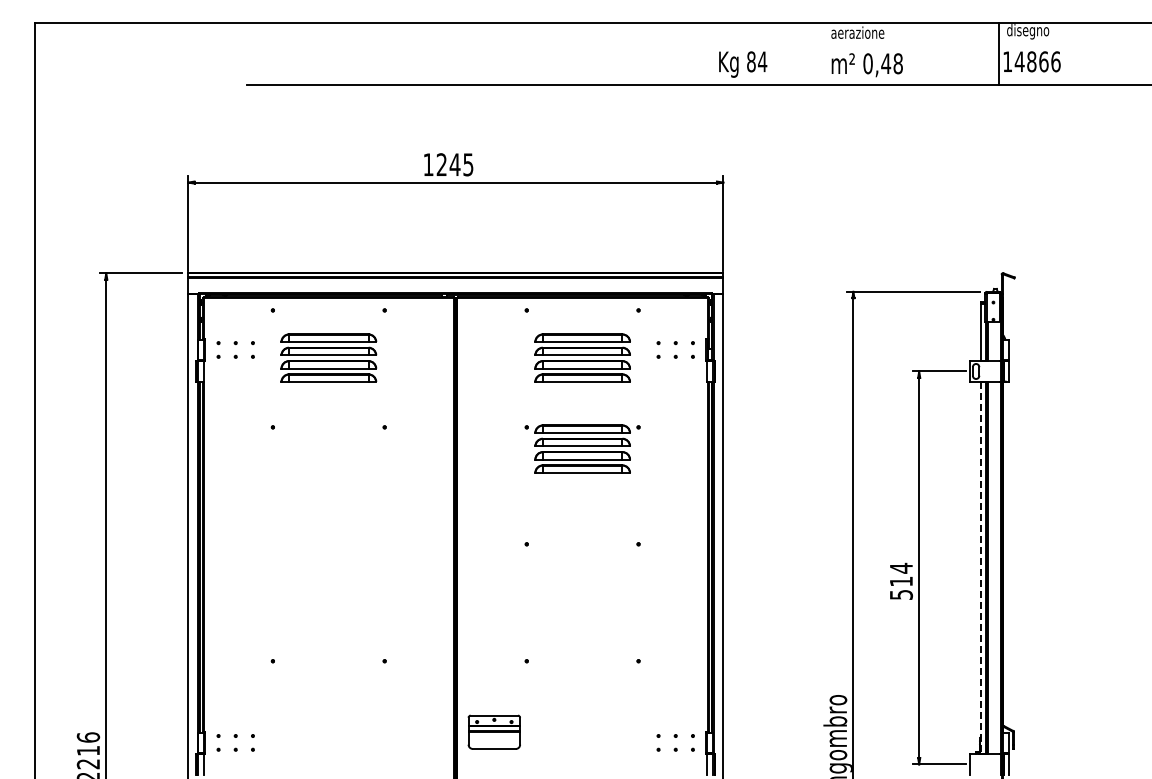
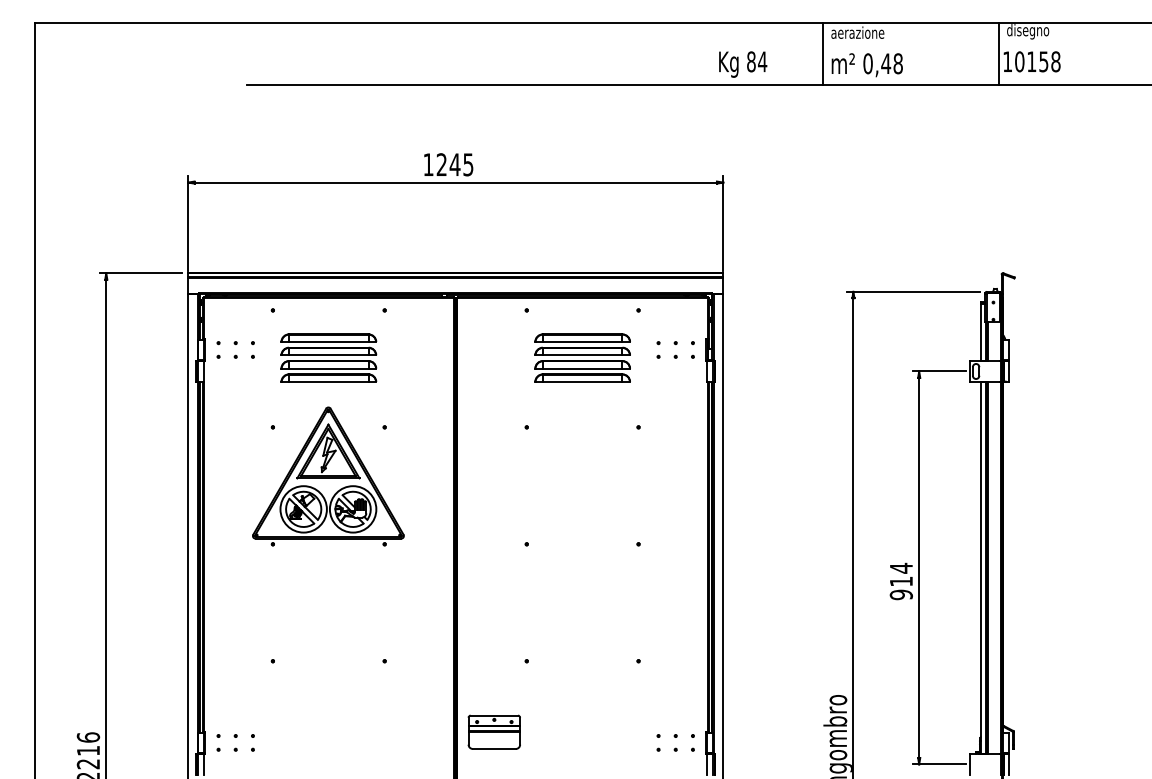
line: none -> present (822, 53)
text: 14866 -> 10158 (1037, 61)
part: present -> none (582, 448)
part: none -> present (328, 476)
line: dashed -> solid (981, 567)
text: 514 -> 914 (900, 594)
